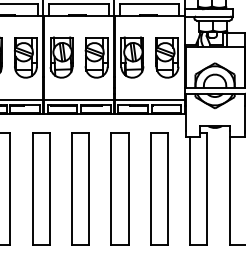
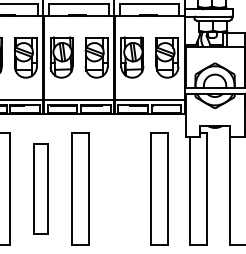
part size: 19x114 px -> 16x92 px (40, 188)
part: present -> none (119, 188)
